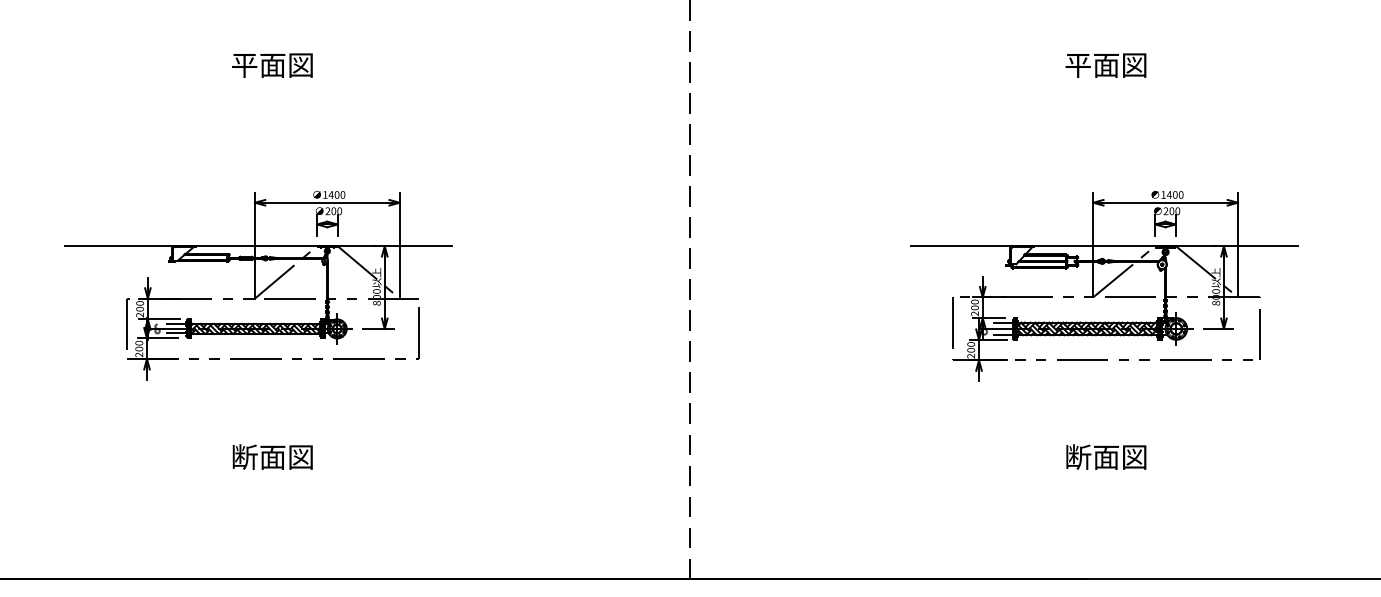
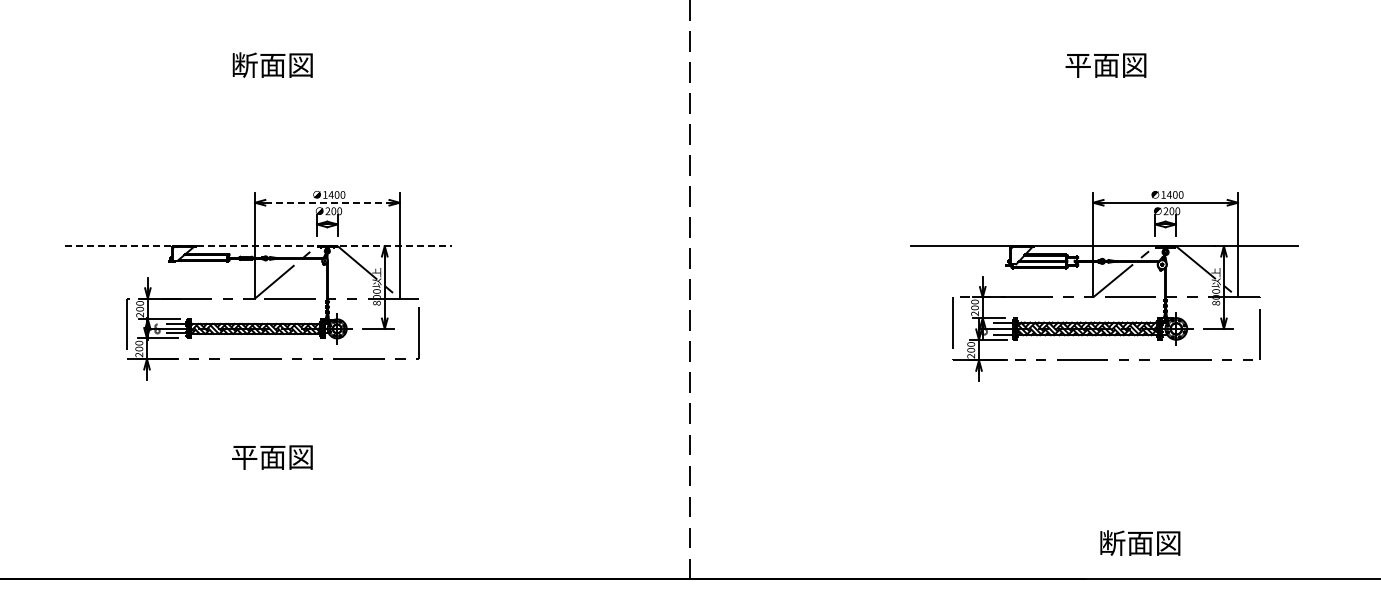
text: 平面図 -> 断面図 (244, 64)
line: solid -> dashed (327, 202)
line: solid -> dashed (258, 246)
text: 断面図 -> 平面図 (244, 456)
text position: (1106, 456) -> (1140, 542) (1140, 542)
